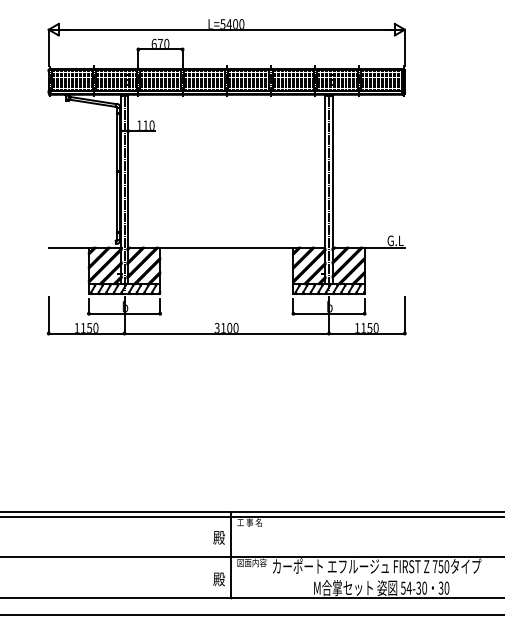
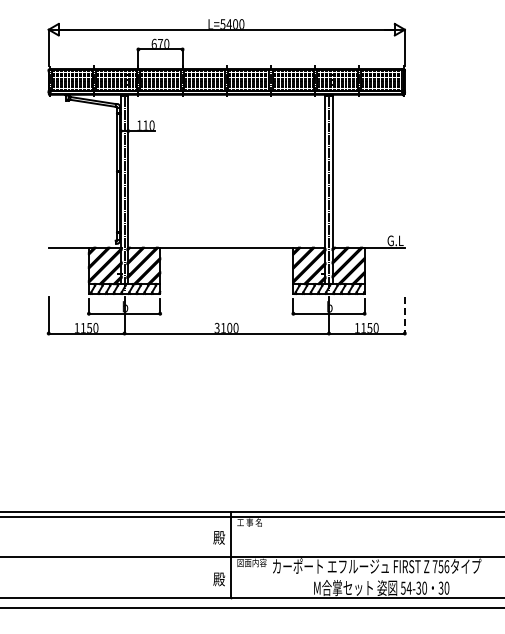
line: solid -> dashed (404, 315)
text: 750 -> 756 (446, 566)
line position: (251, 614) -> (251, 607) (251, 607)
